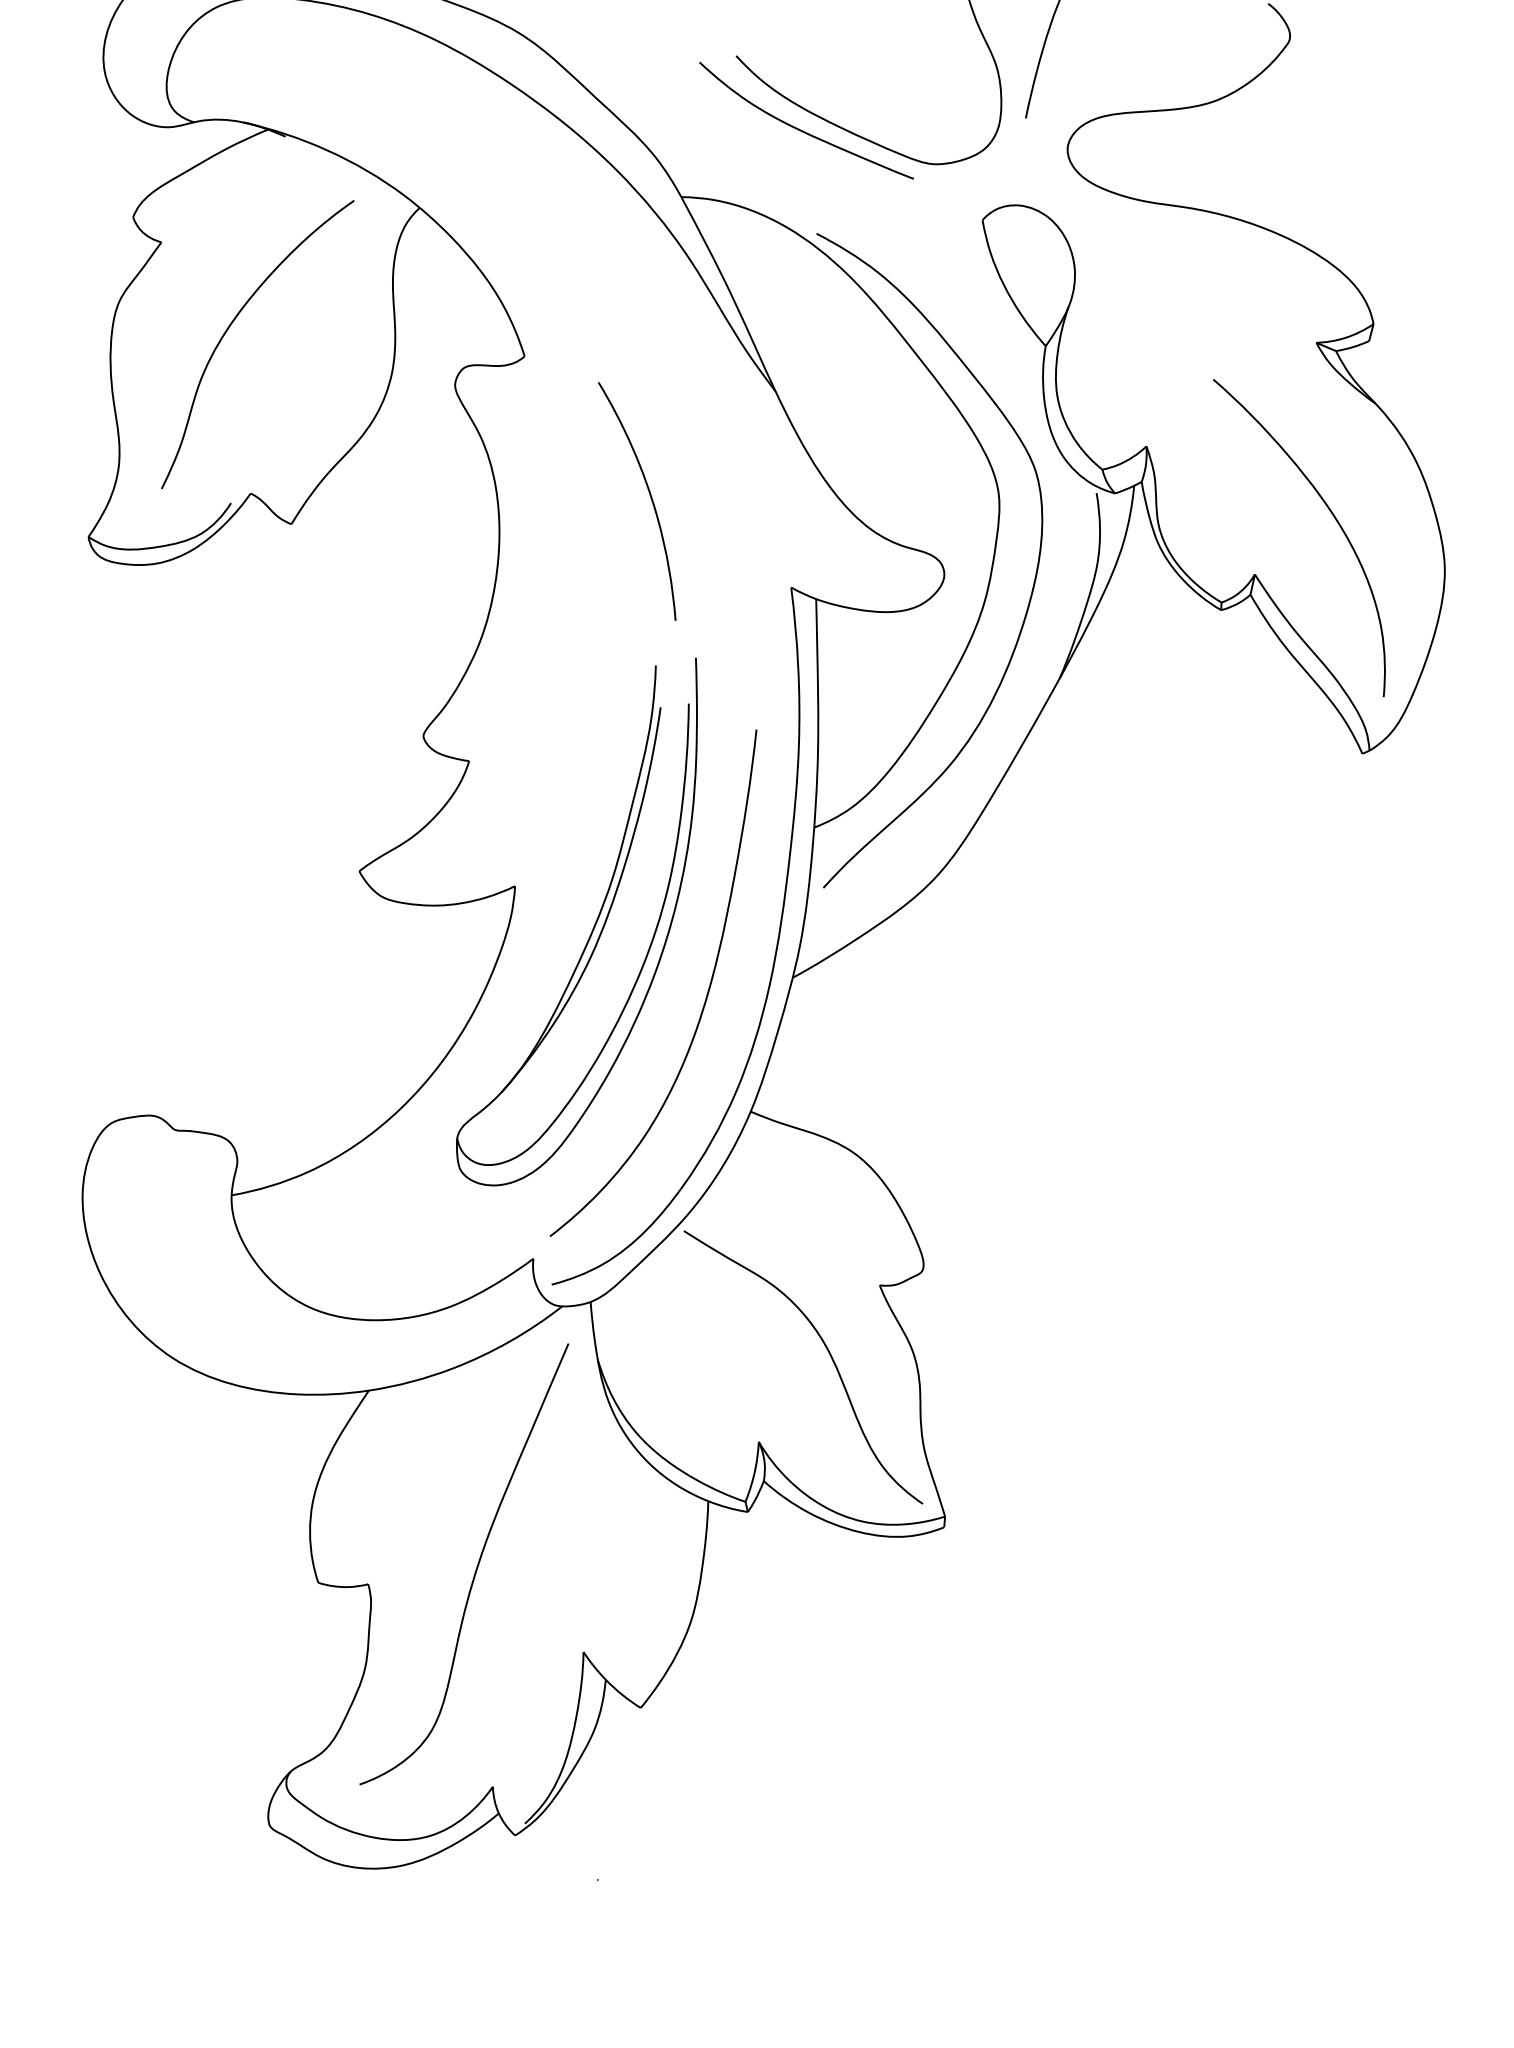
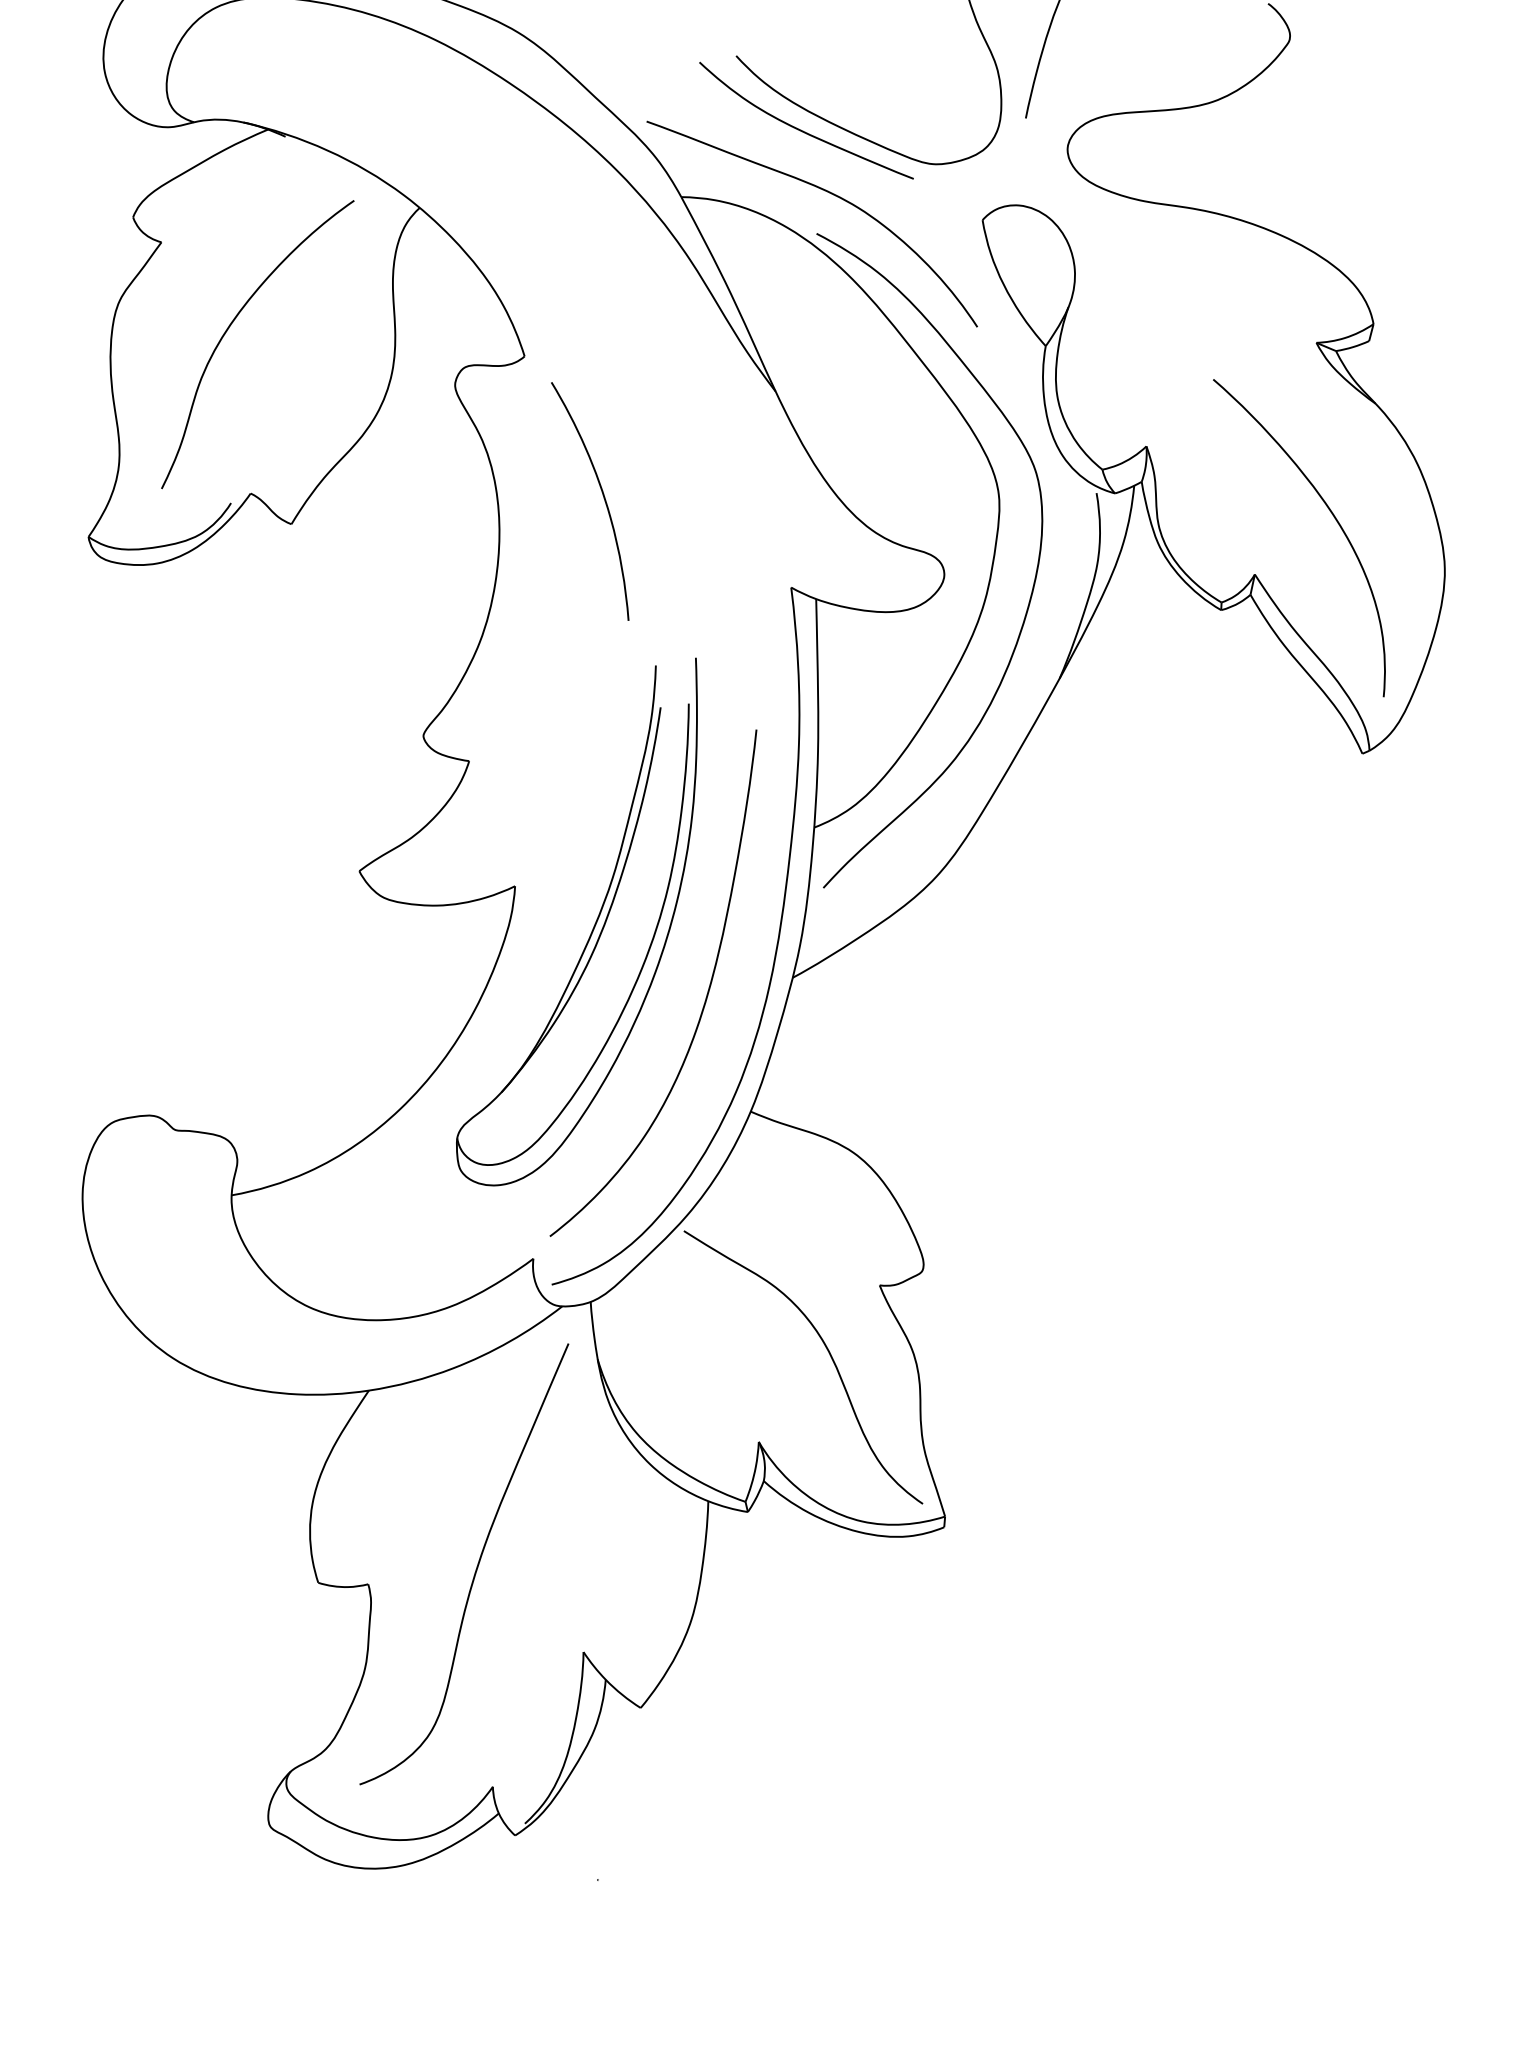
curve: none -> present (822, 190)
curve position: (650, 498) -> (603, 498) (603, 498)
